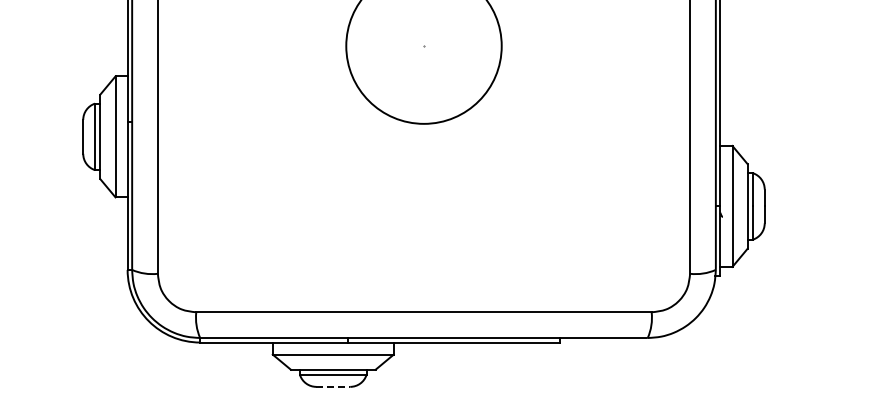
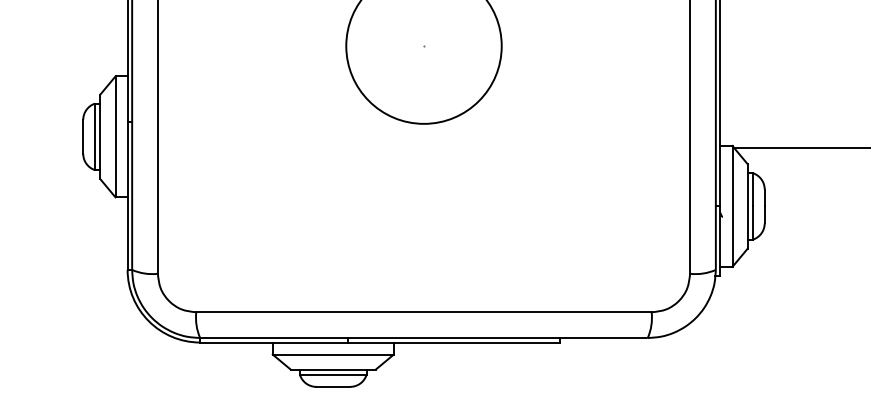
line: none -> present (800, 148)
line: dashed -> solid (333, 386)
